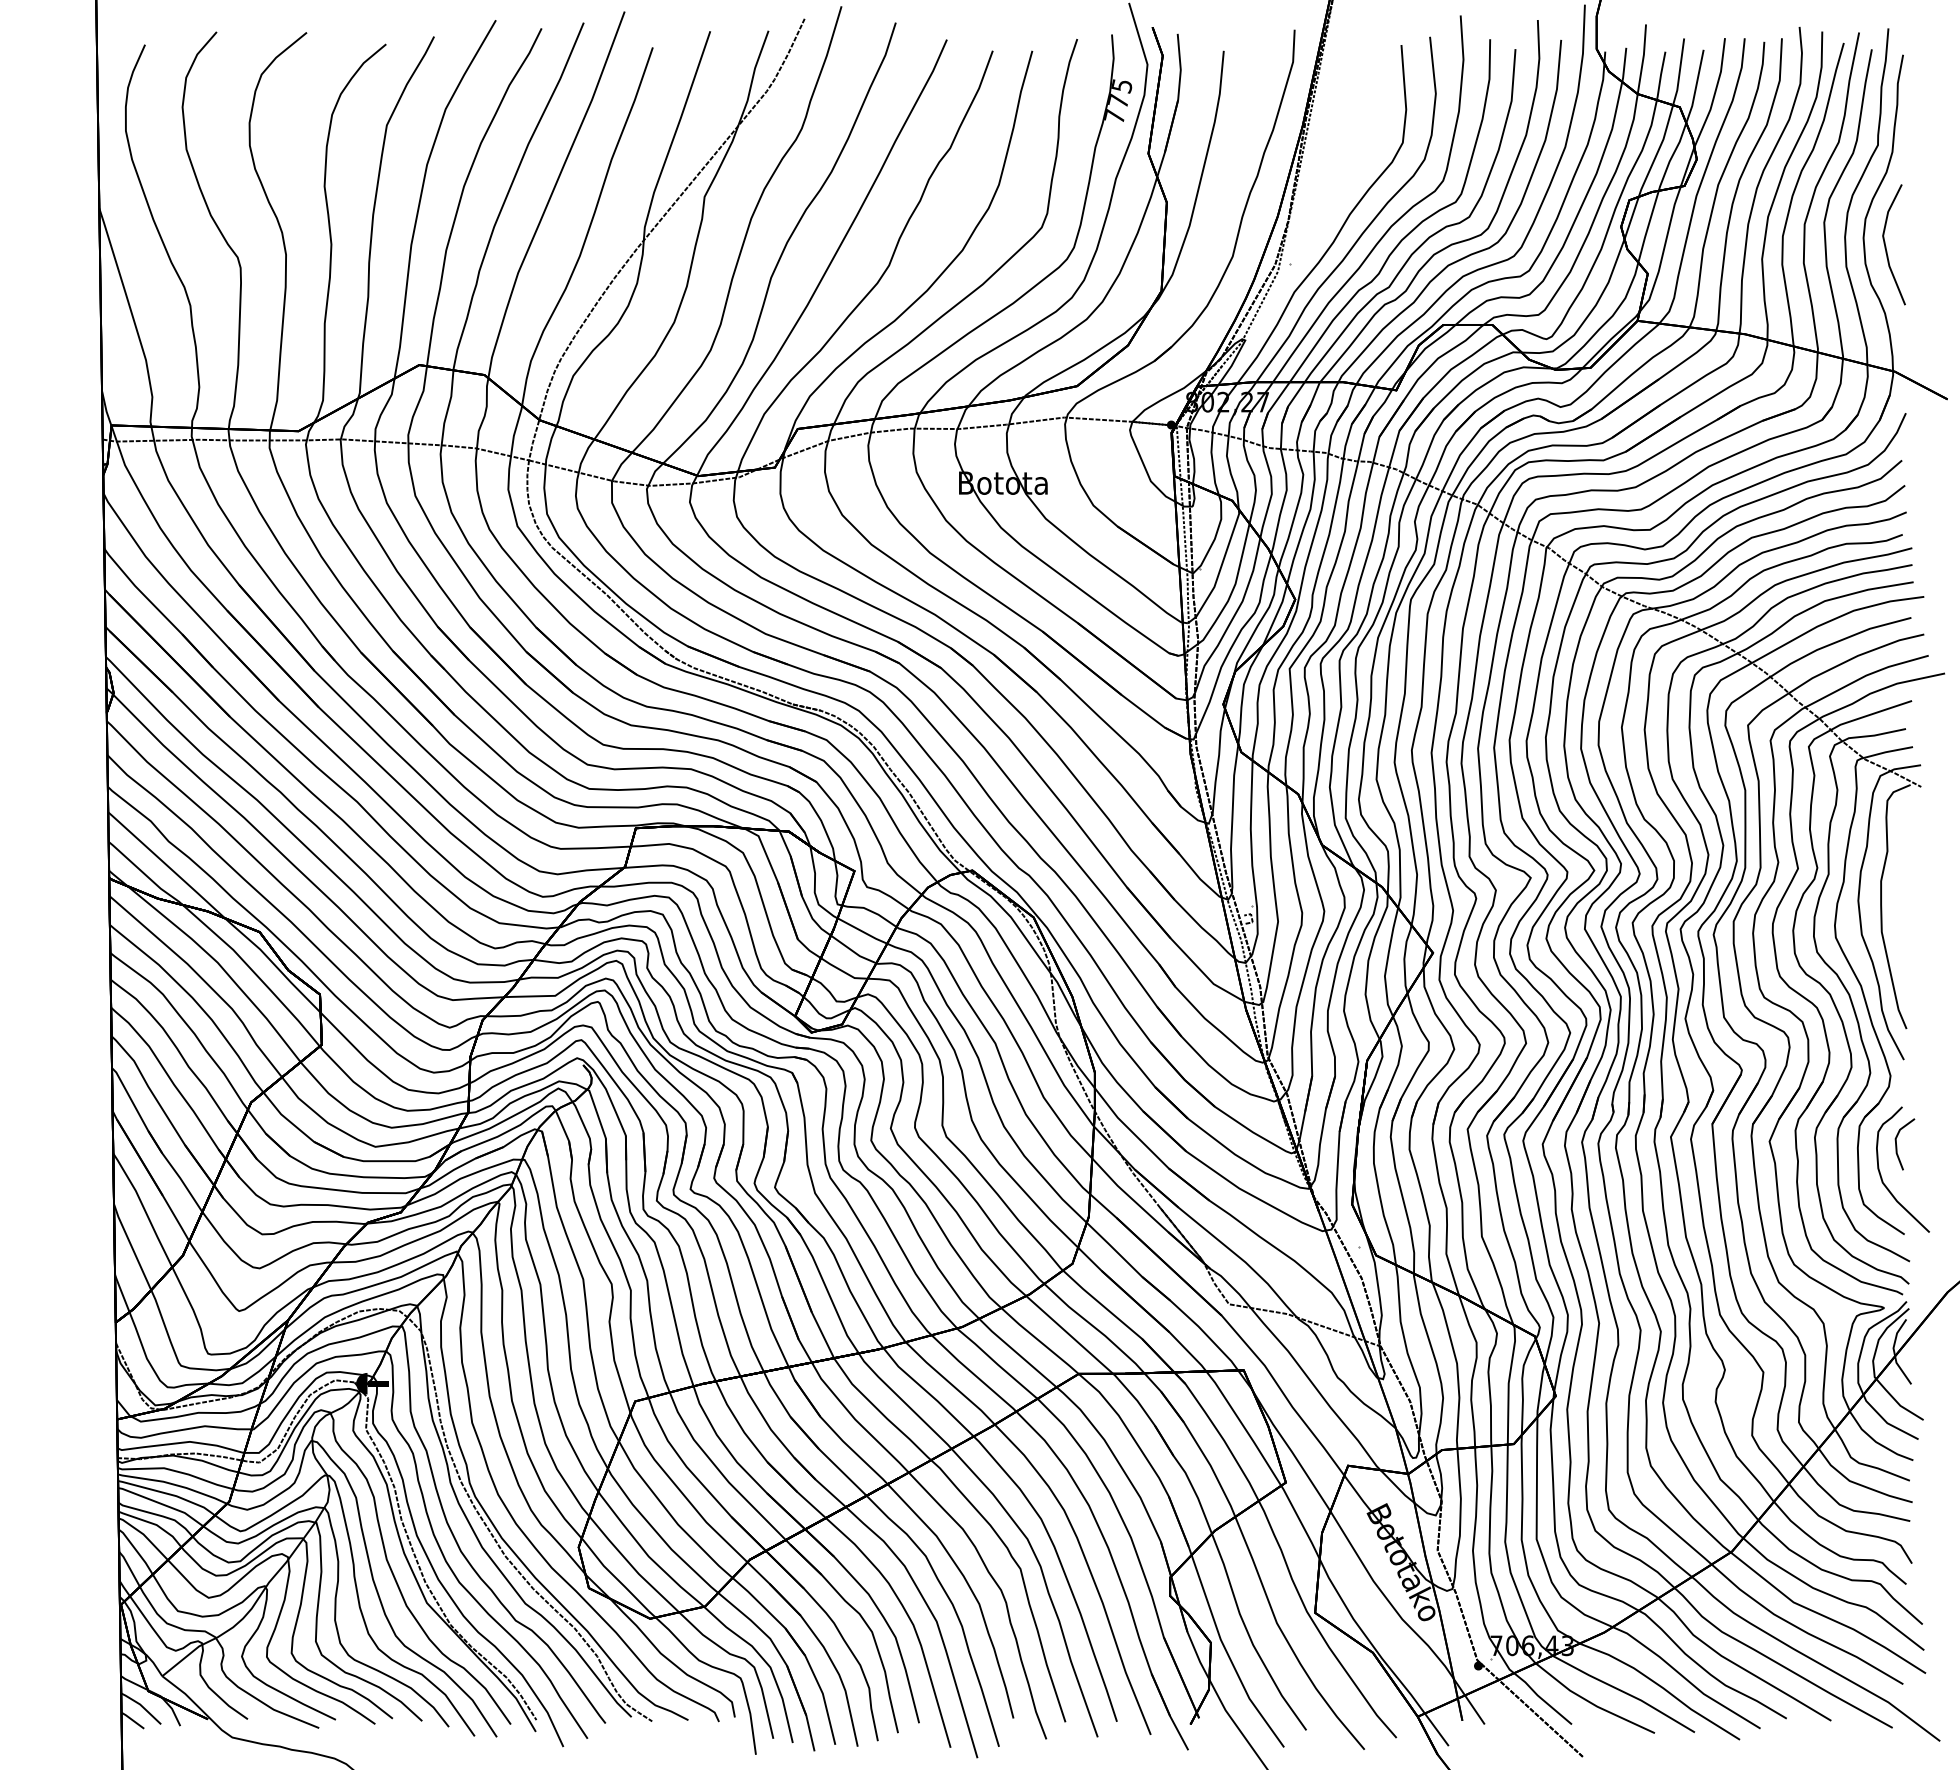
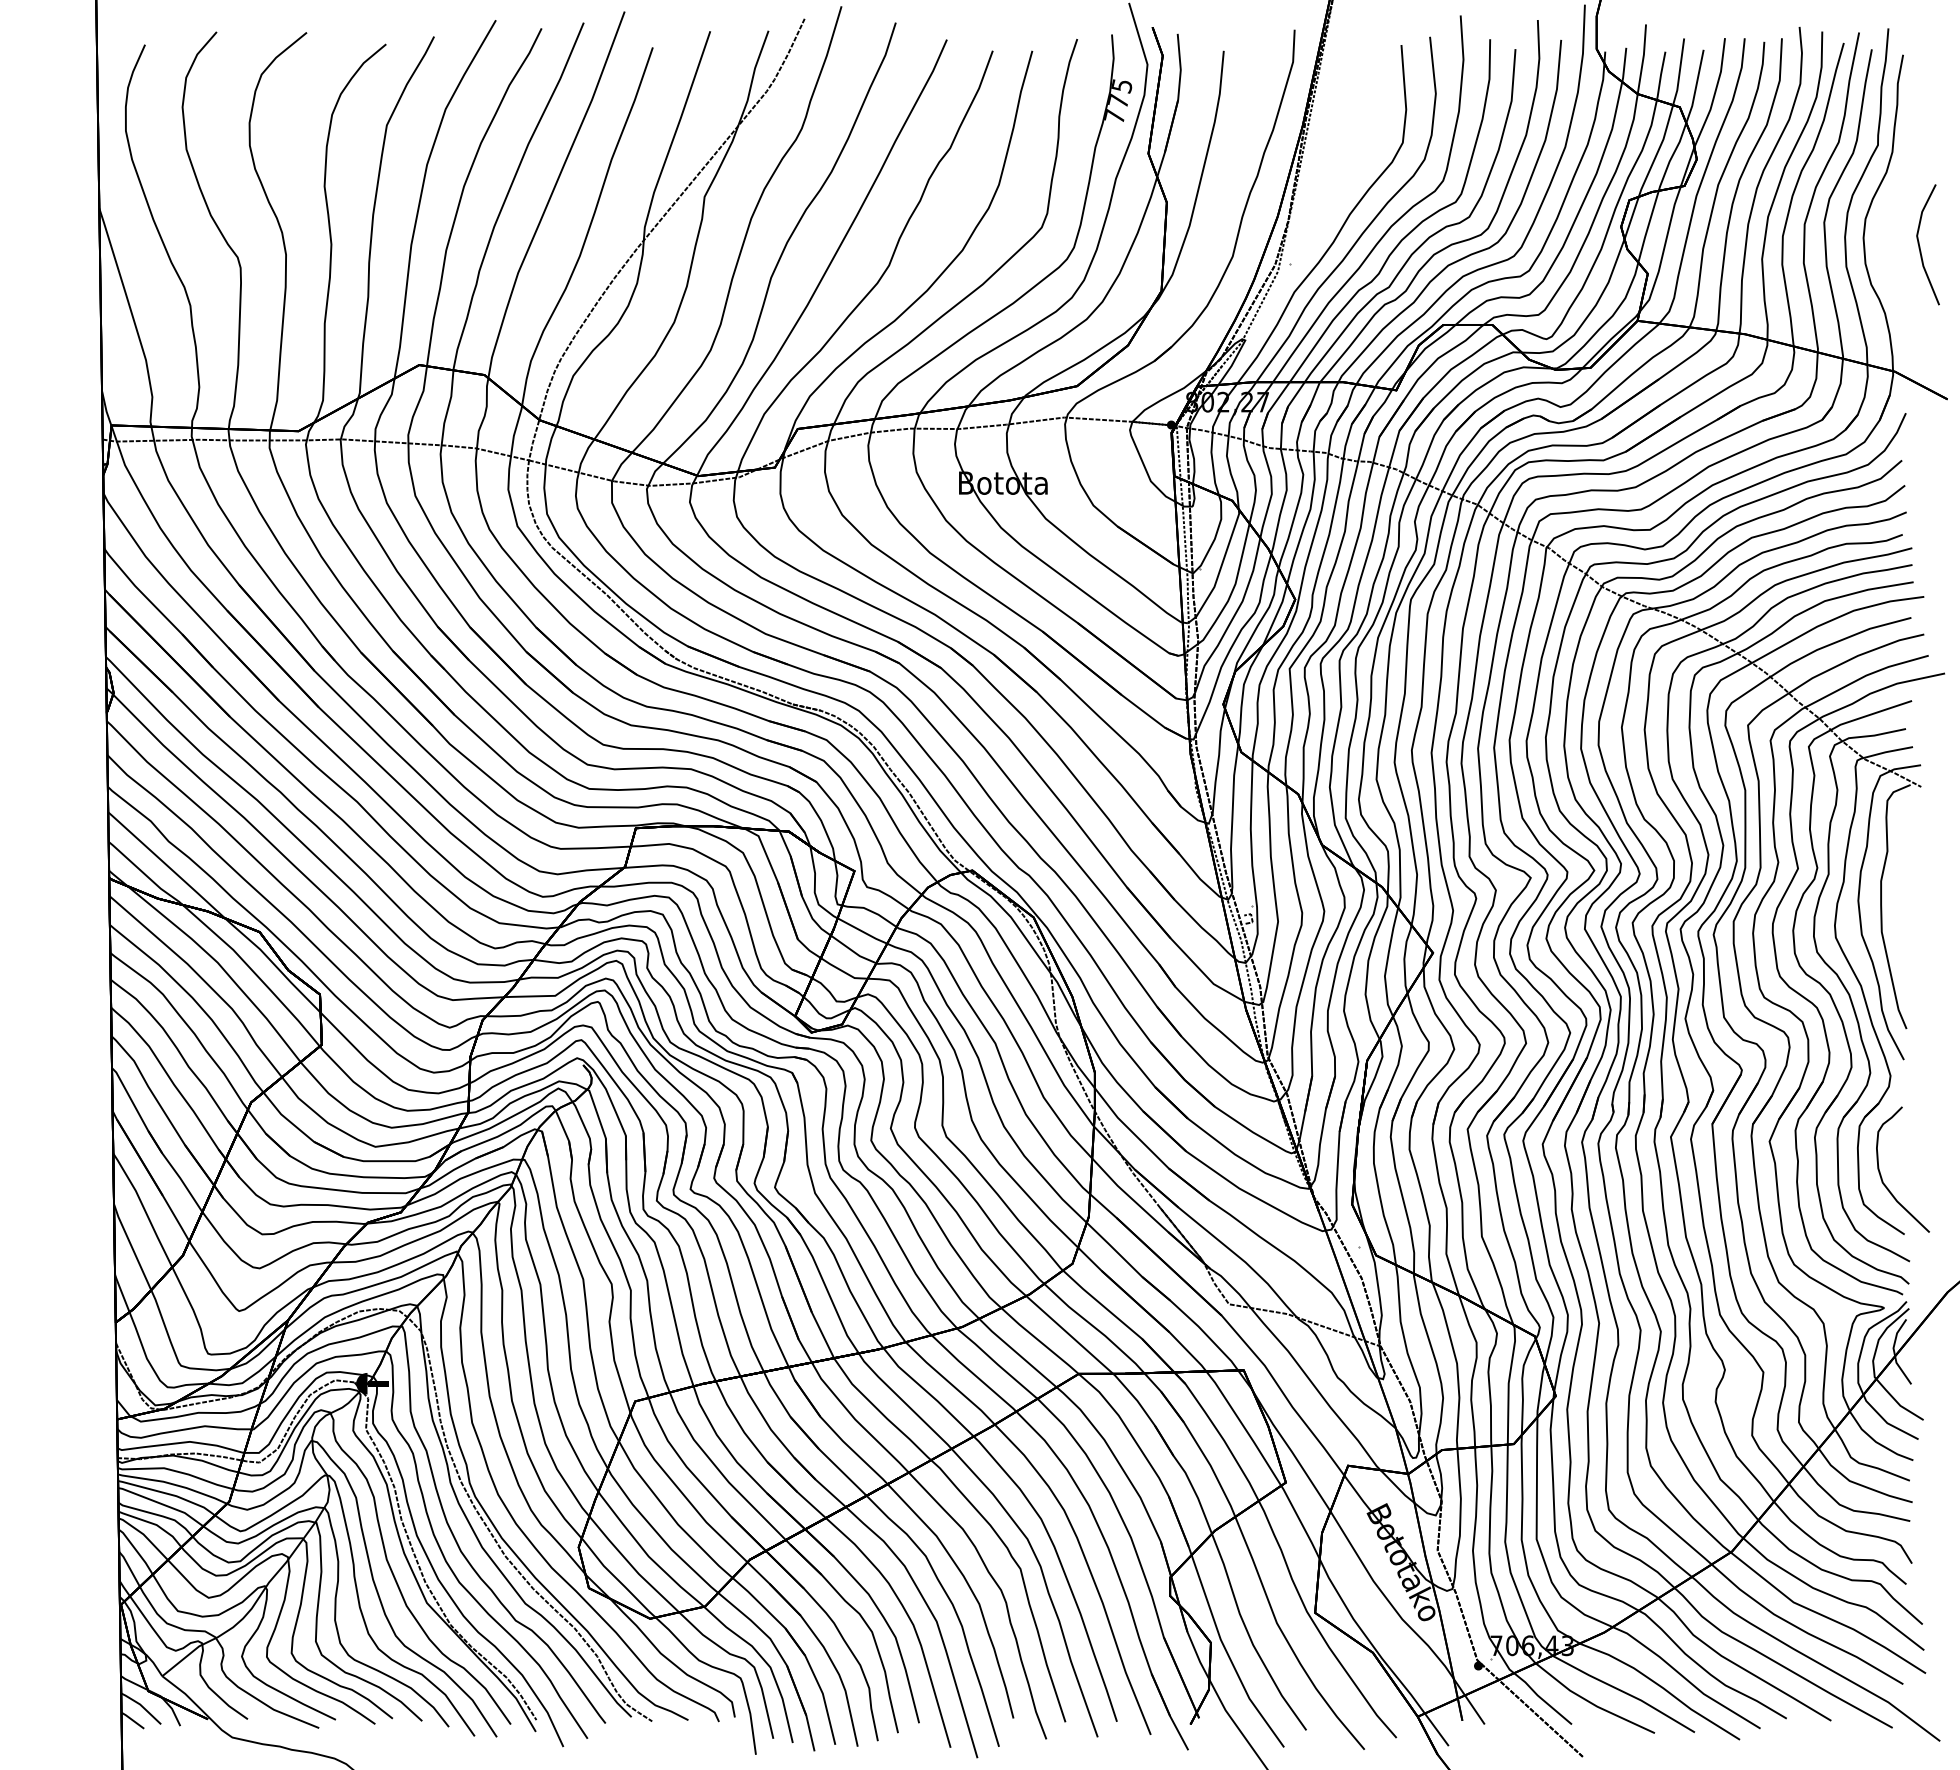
line position: (1886, 246) -> (1920, 246) (1920, 246)
line: present -> none (1897, 1145)
